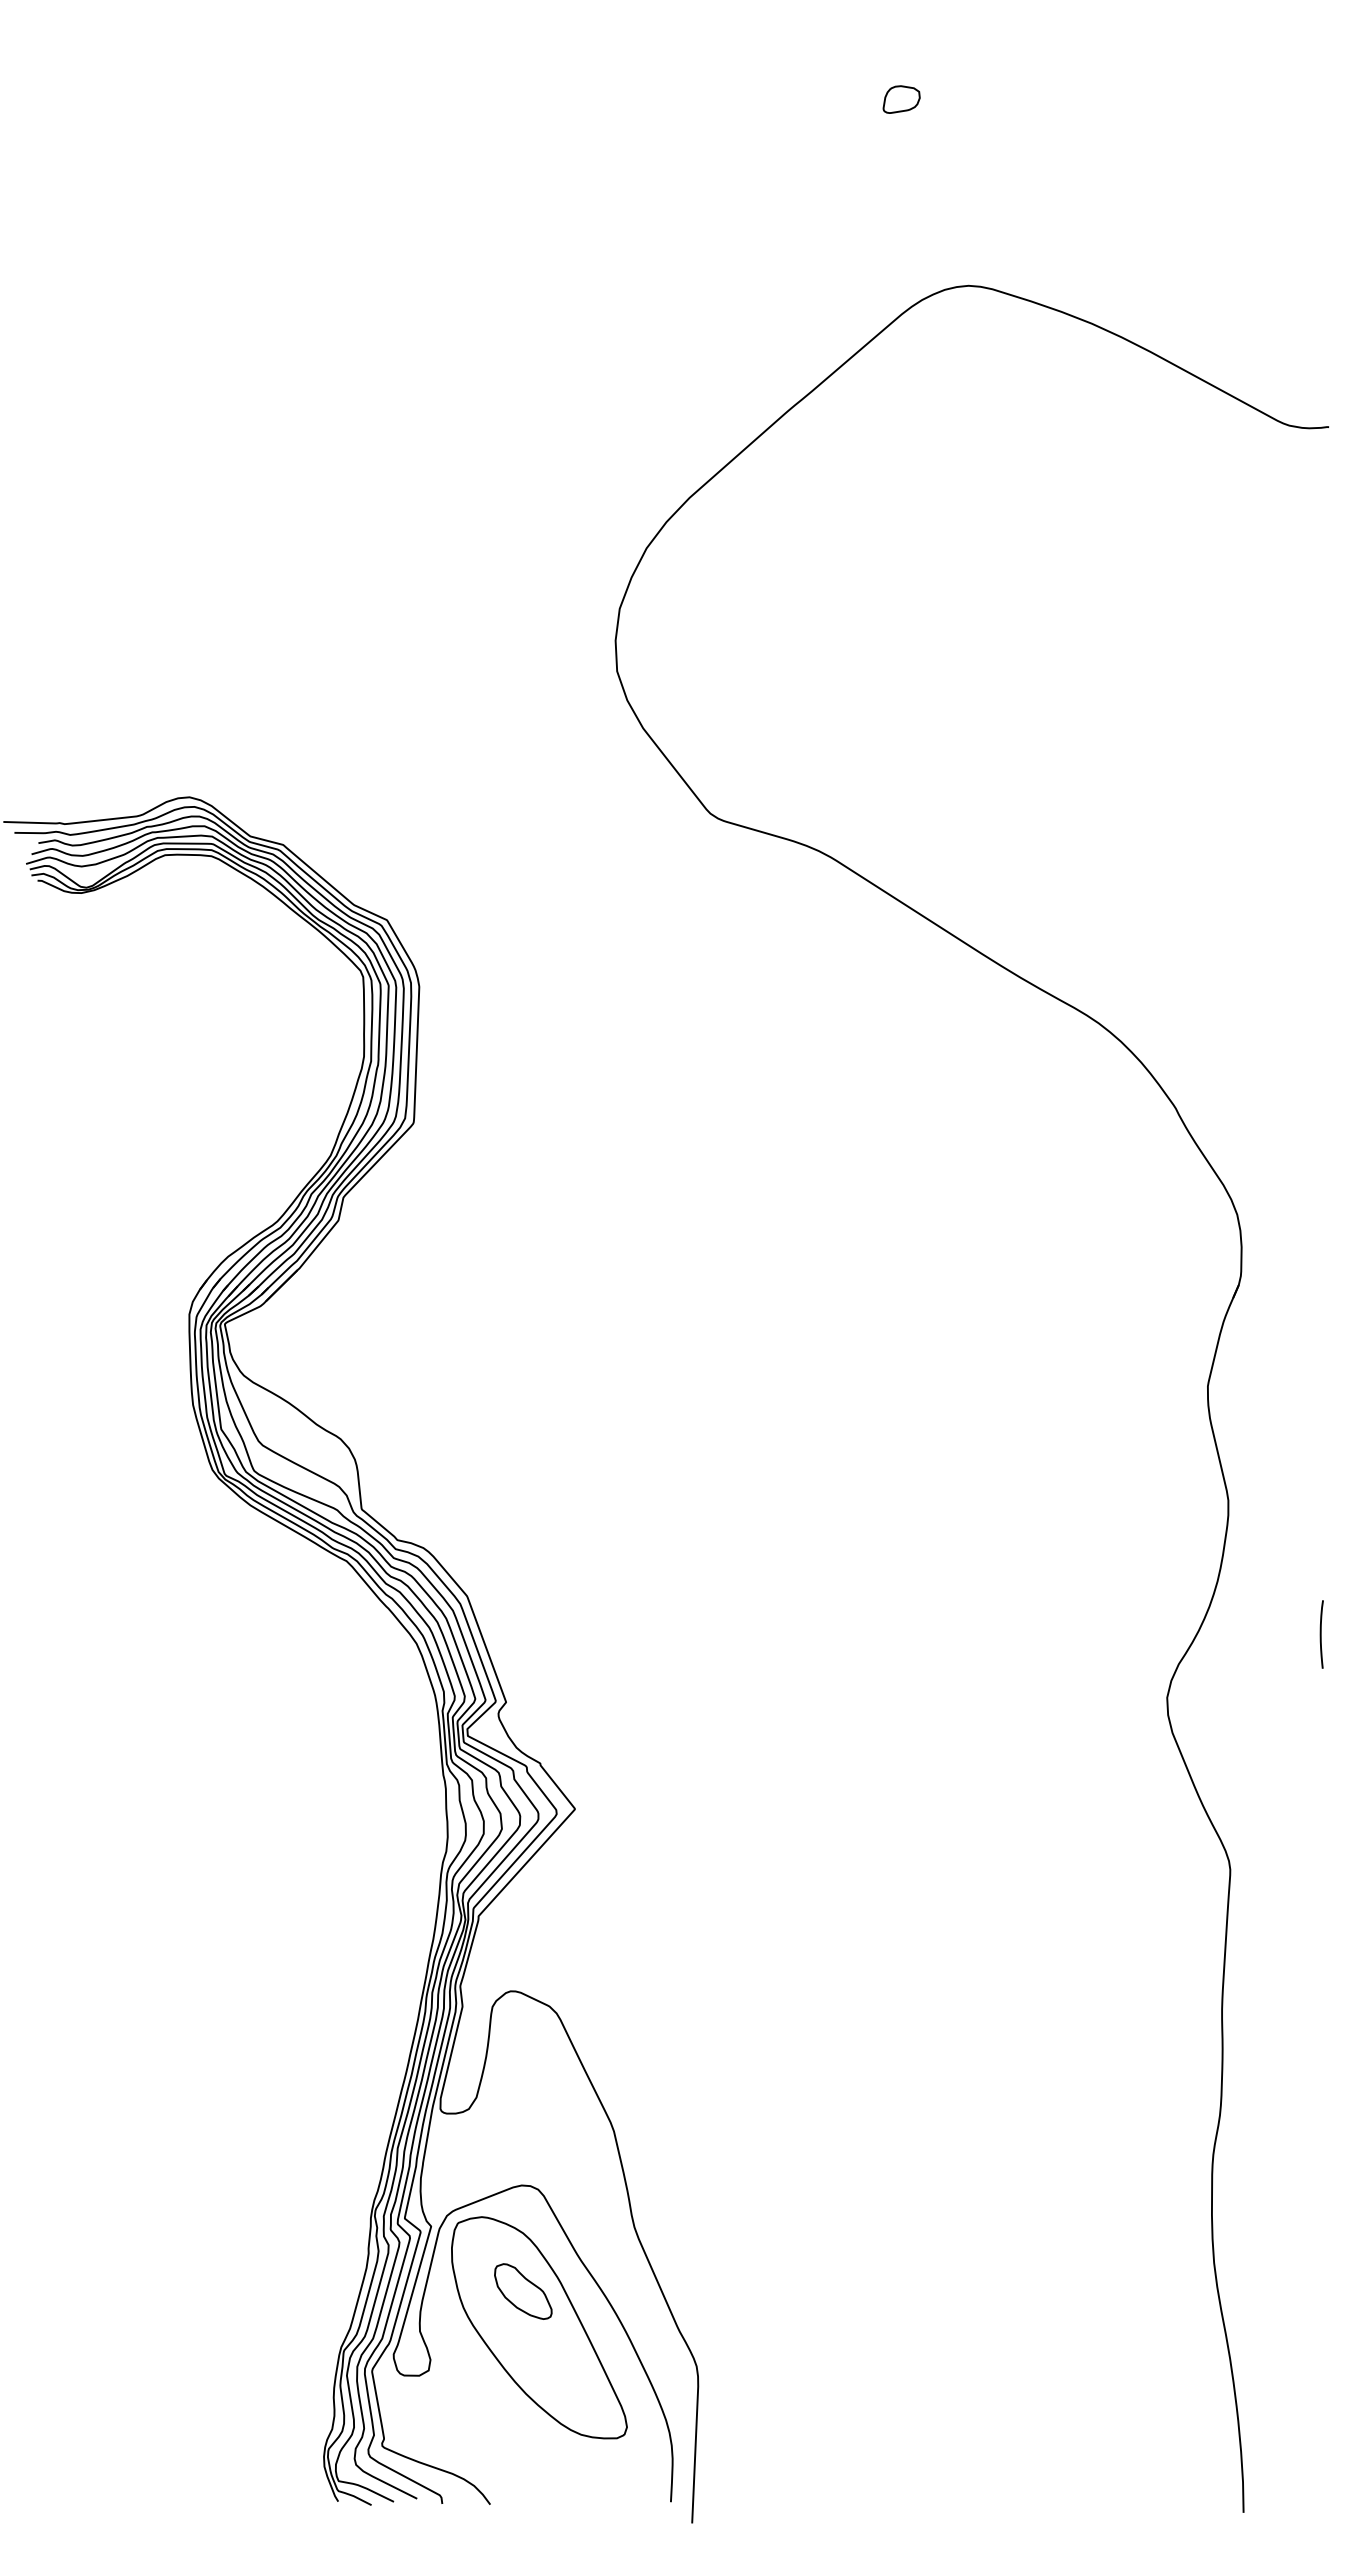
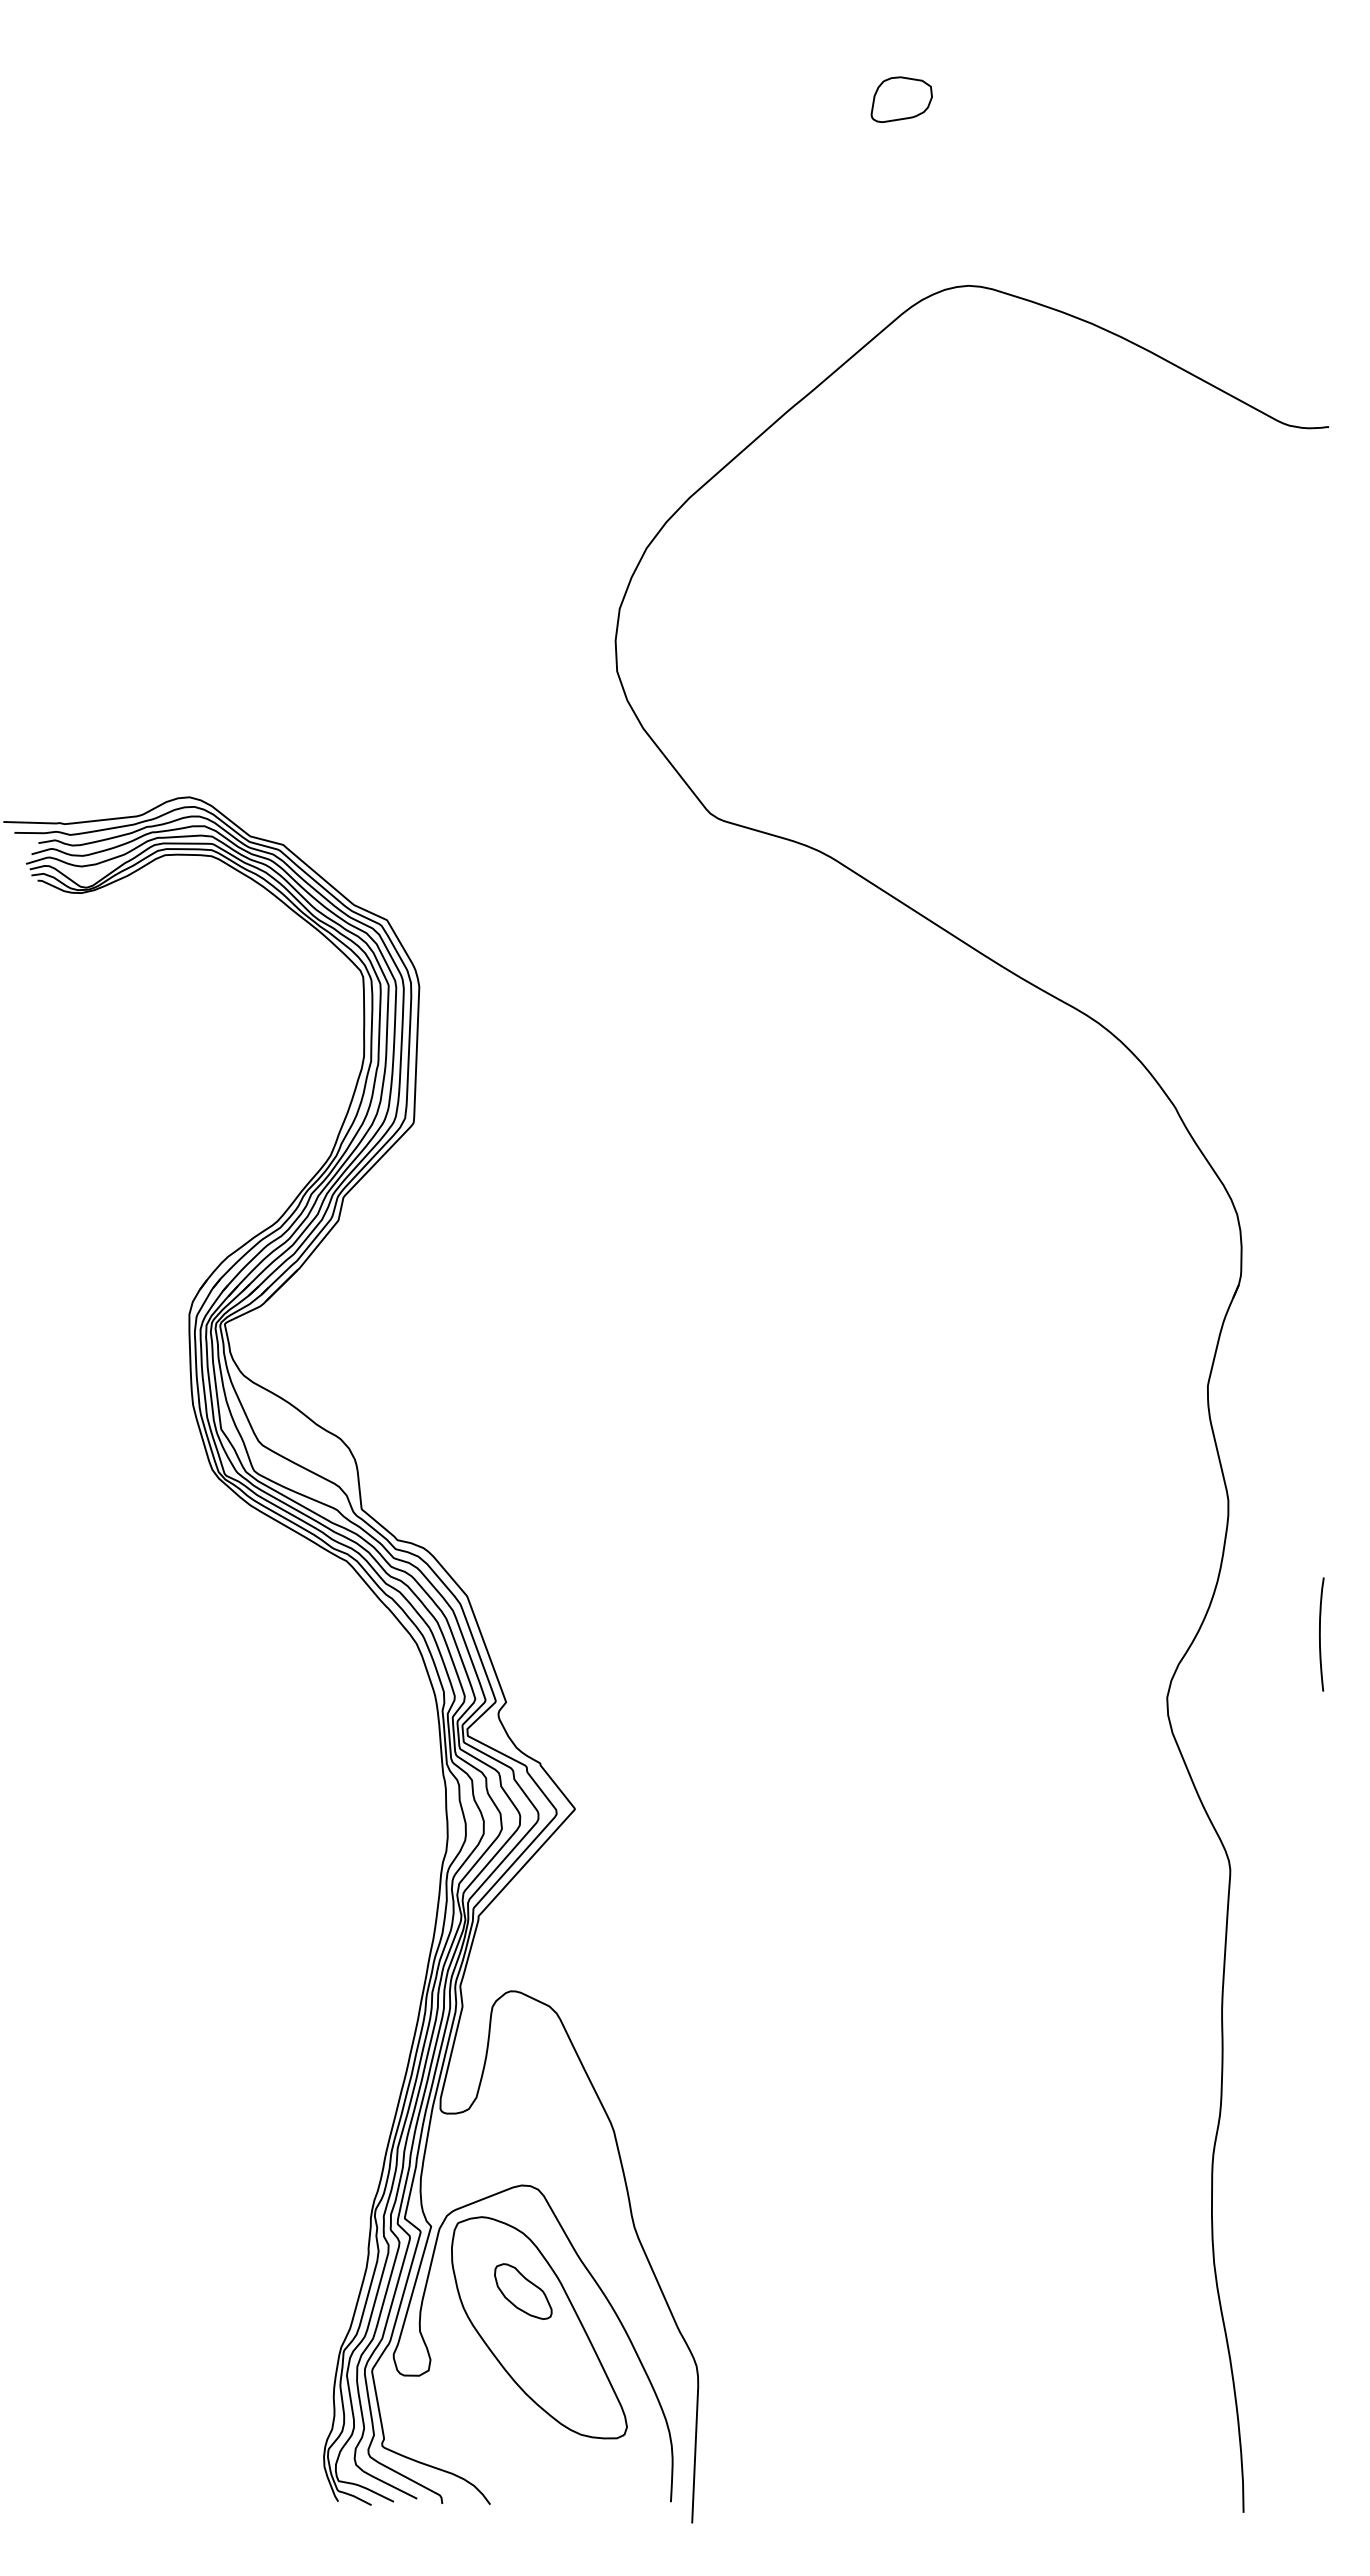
part size: 39x29 px -> 63x47 px (901, 99)
part size: 5x69 px -> 6x115 px (1321, 1634)
